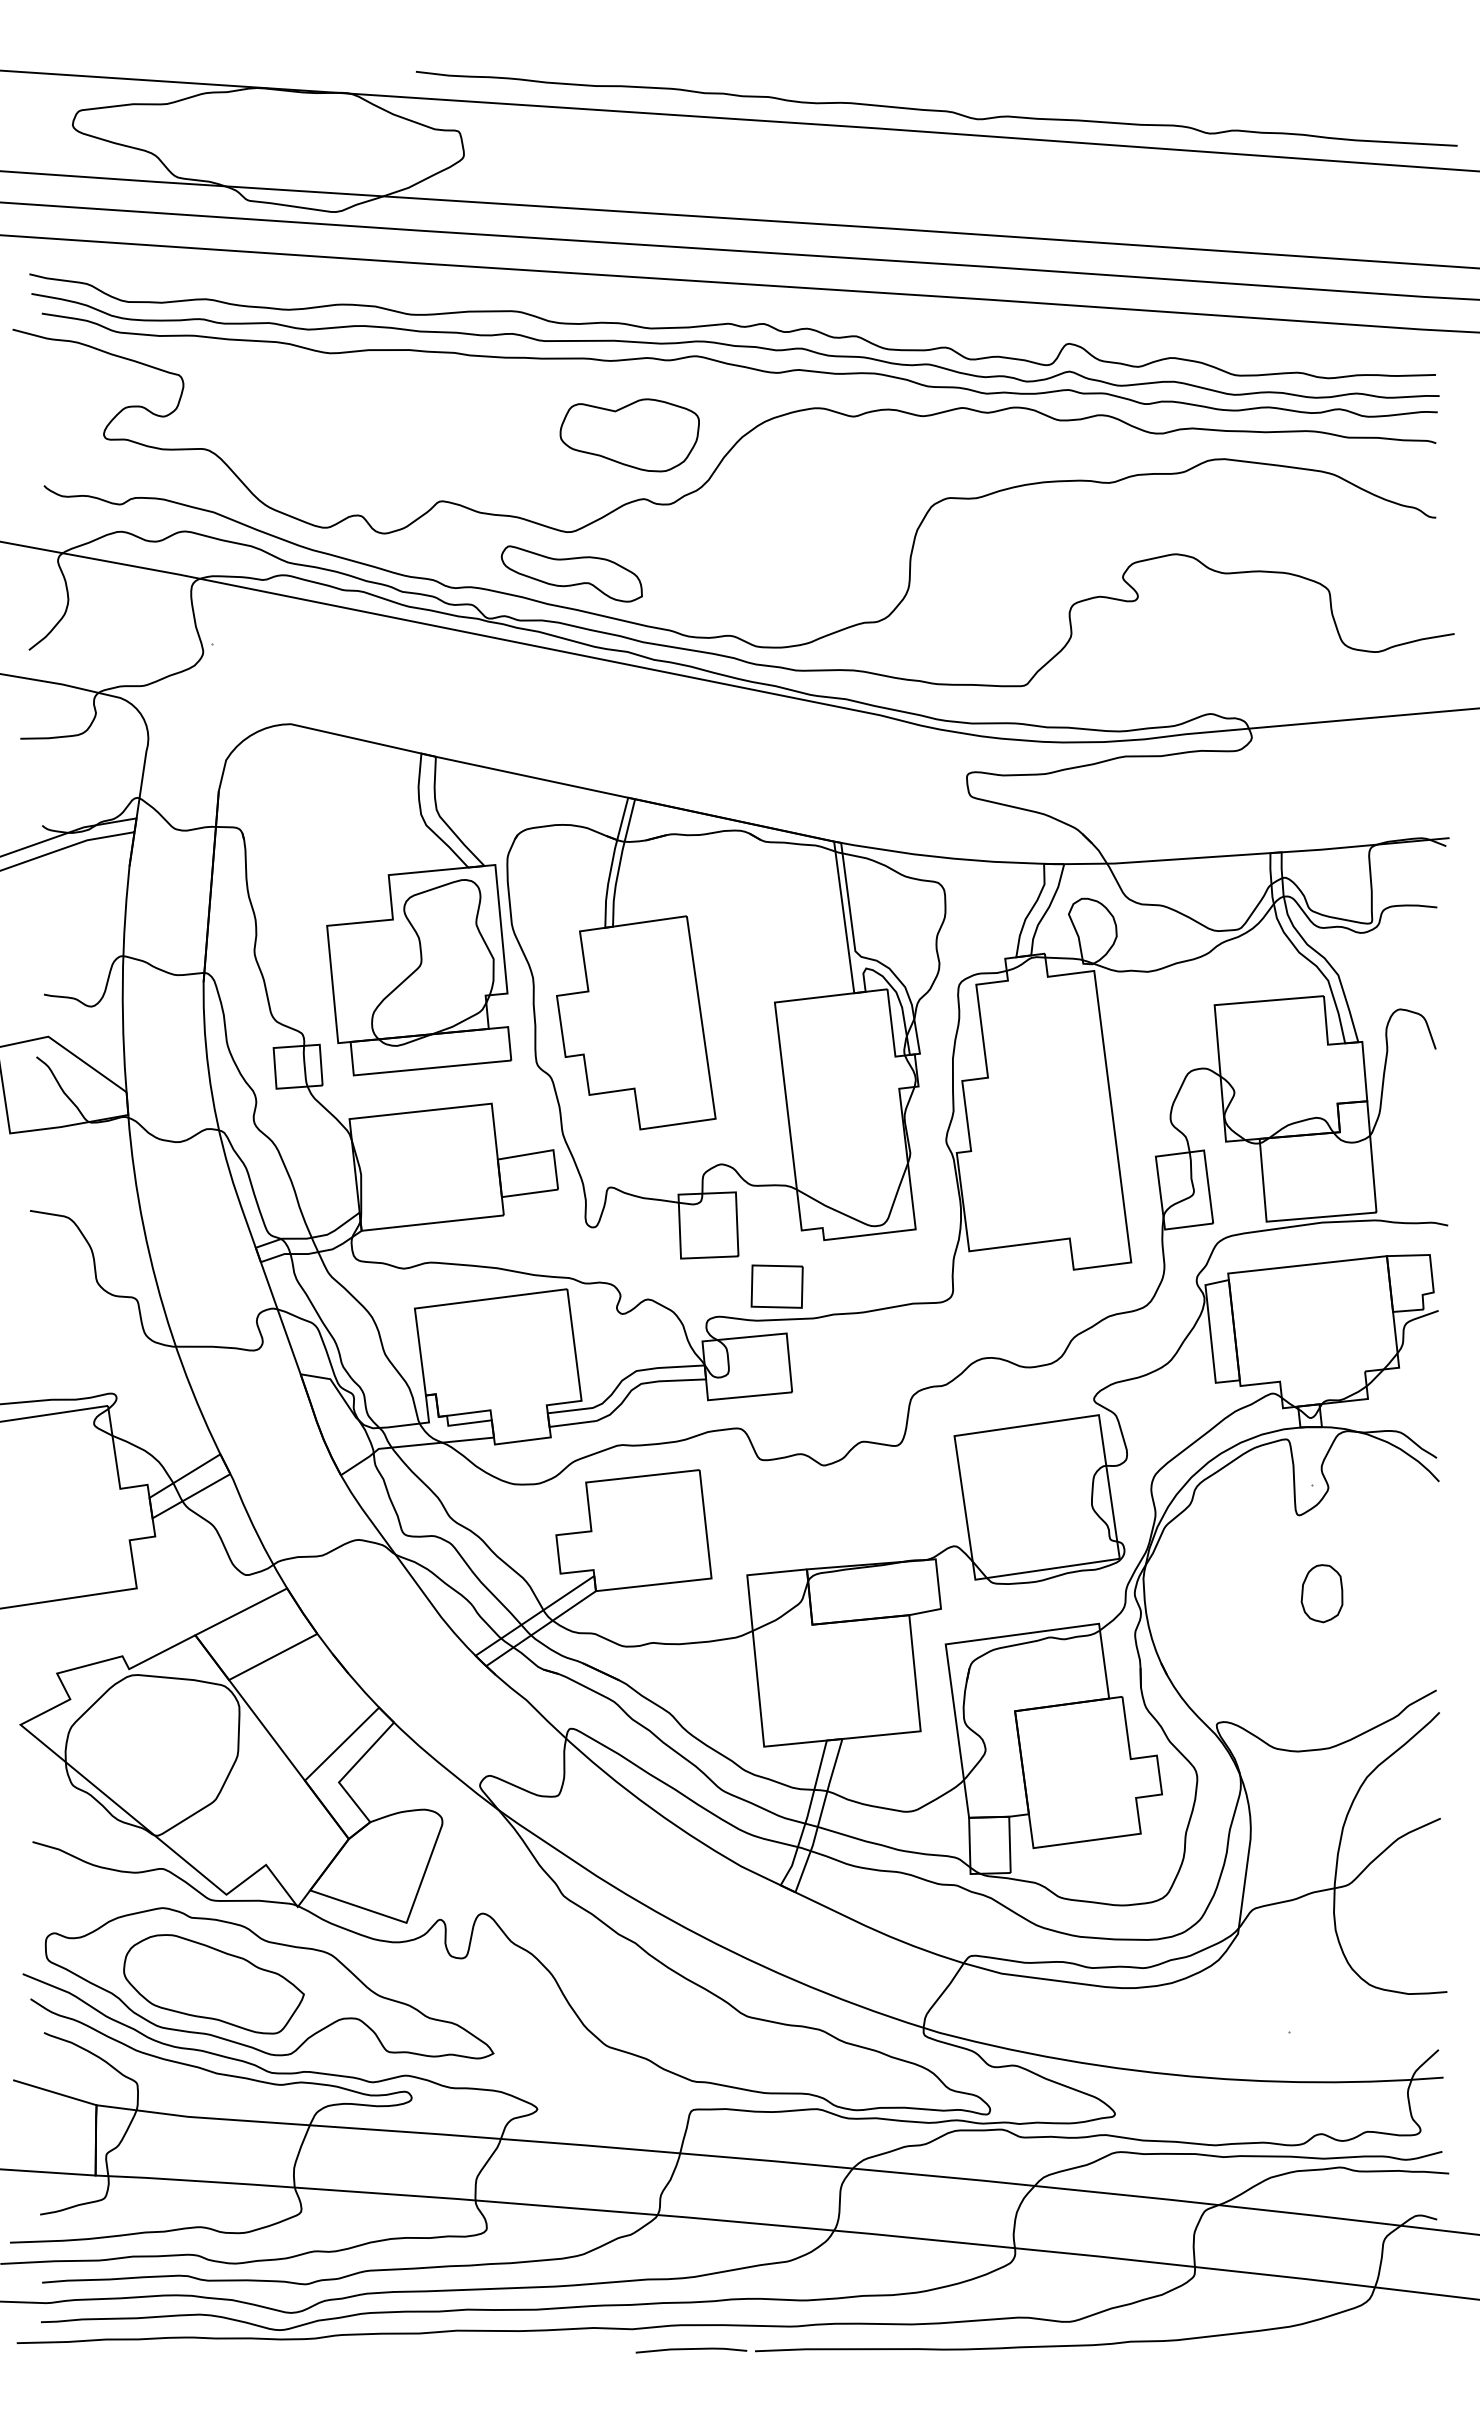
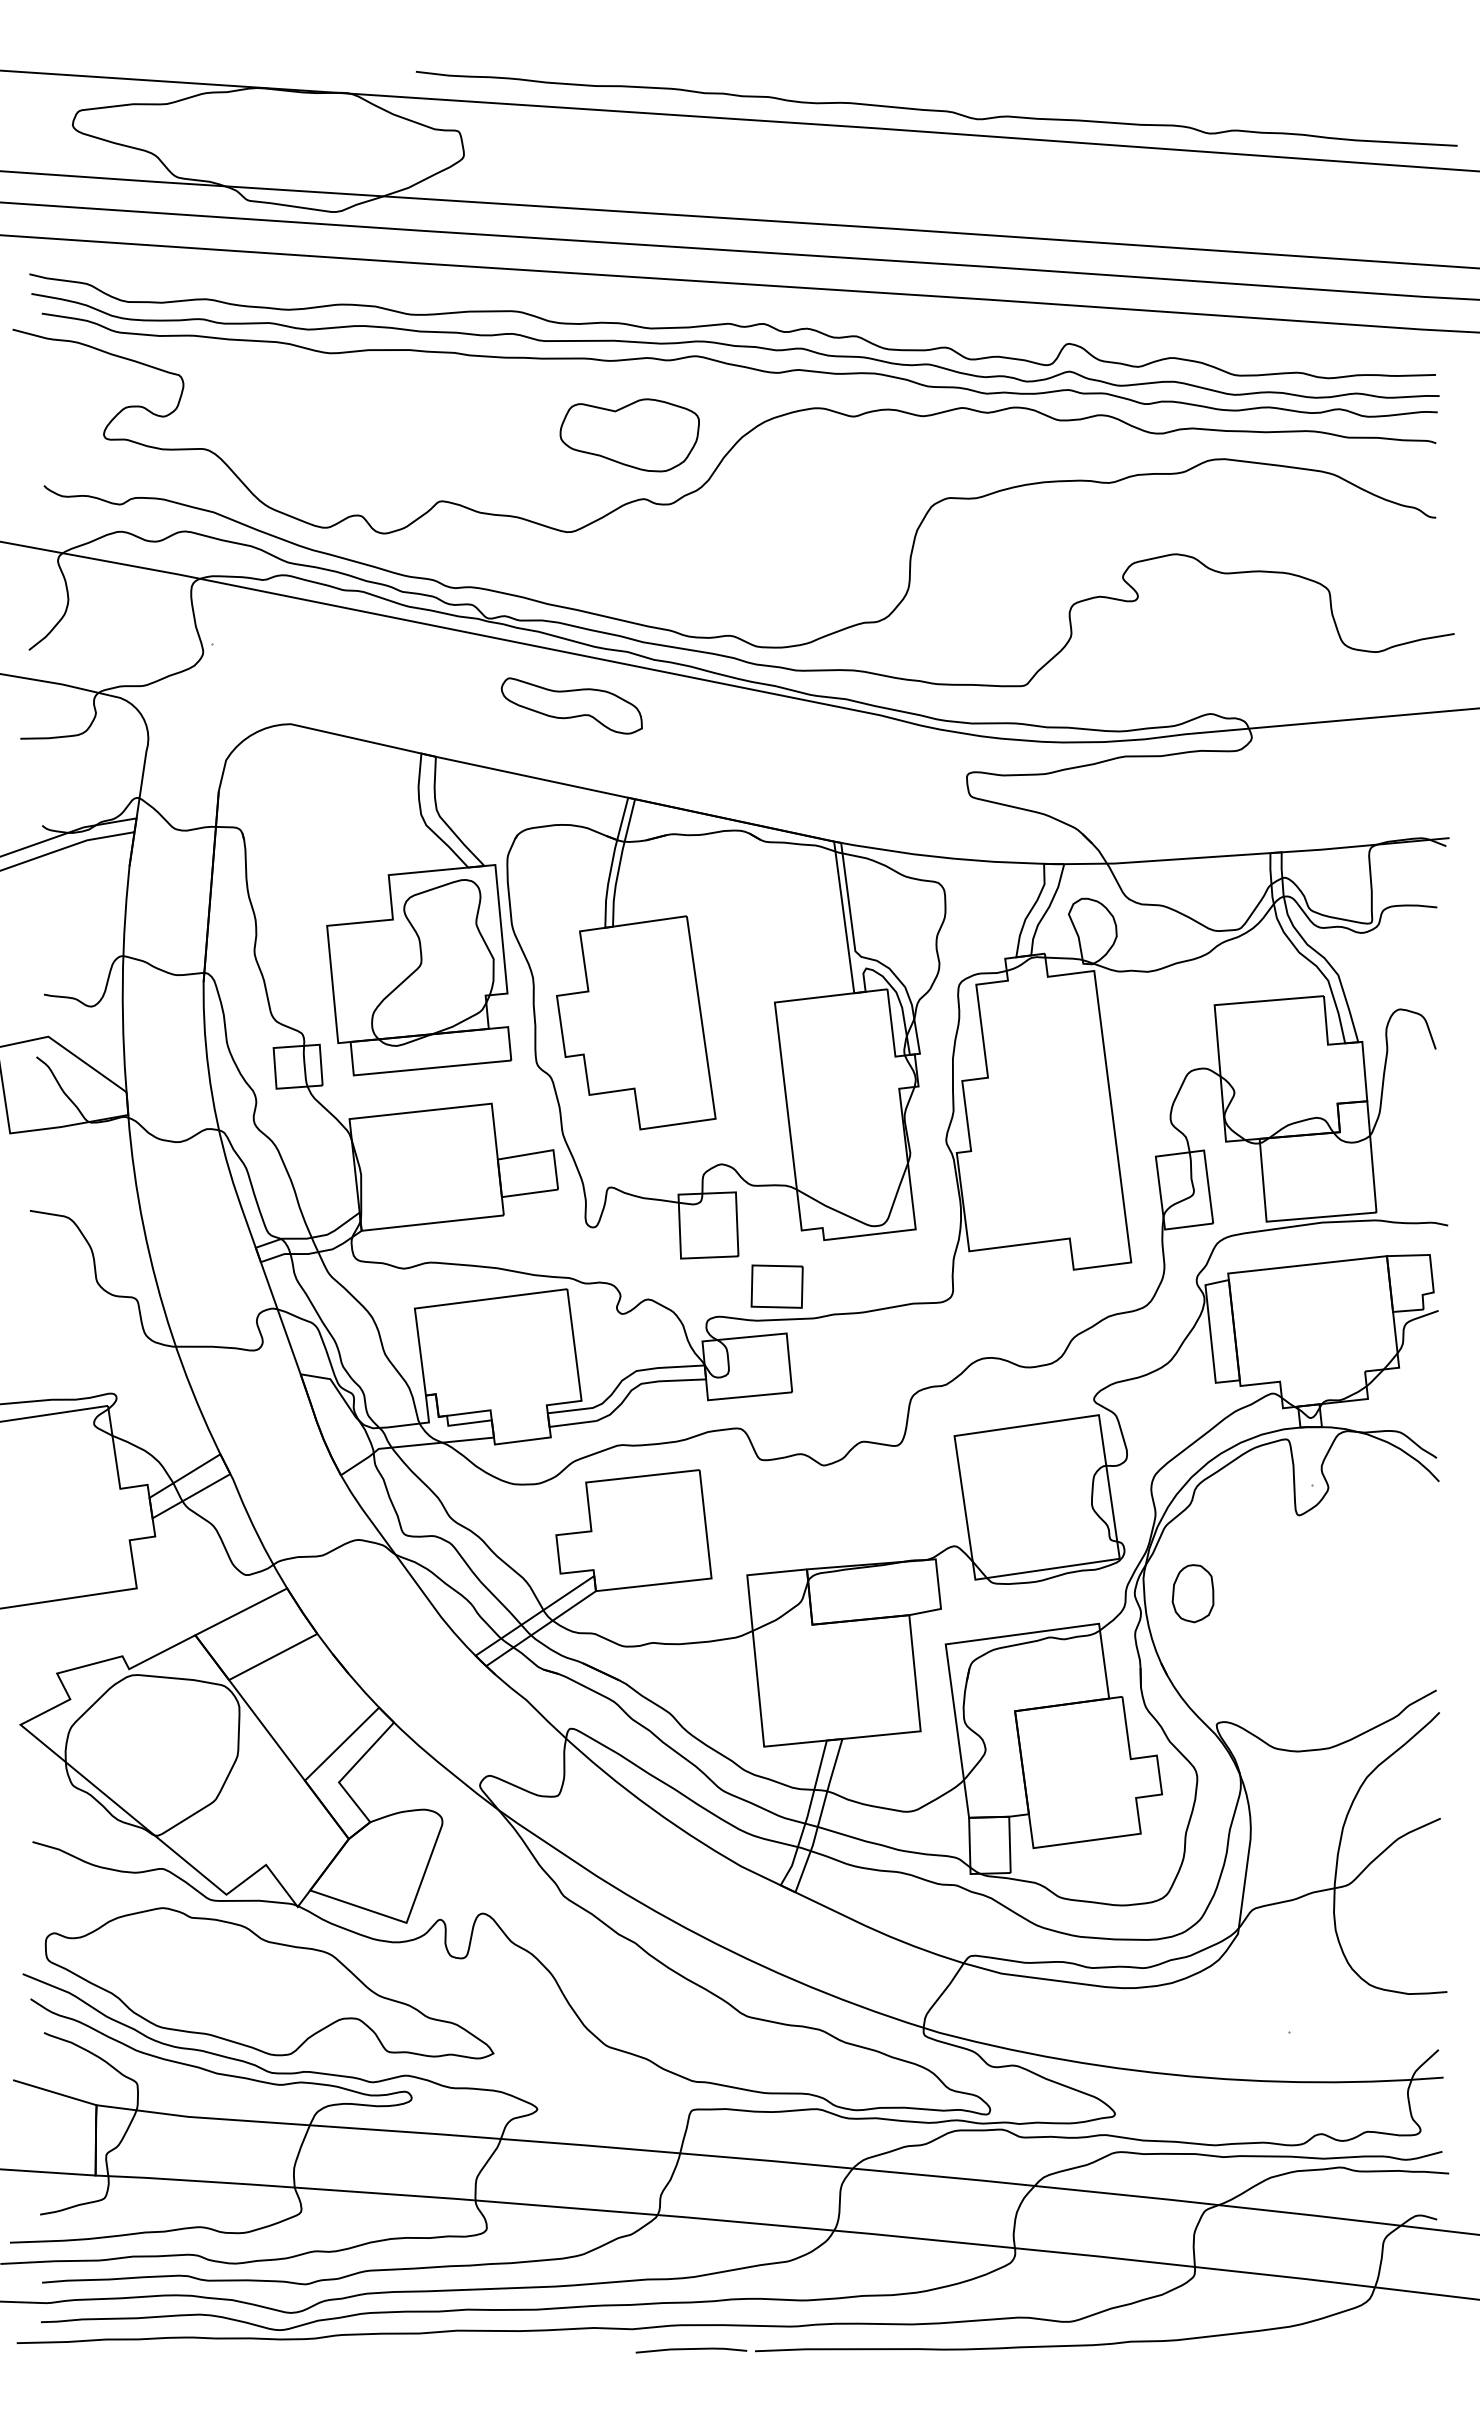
part position: (571, 573) -> (571, 705) (571, 705)
part position: (1321, 1593) -> (1192, 1593) (1192, 1593)
part: present -> none (213, 1984)
